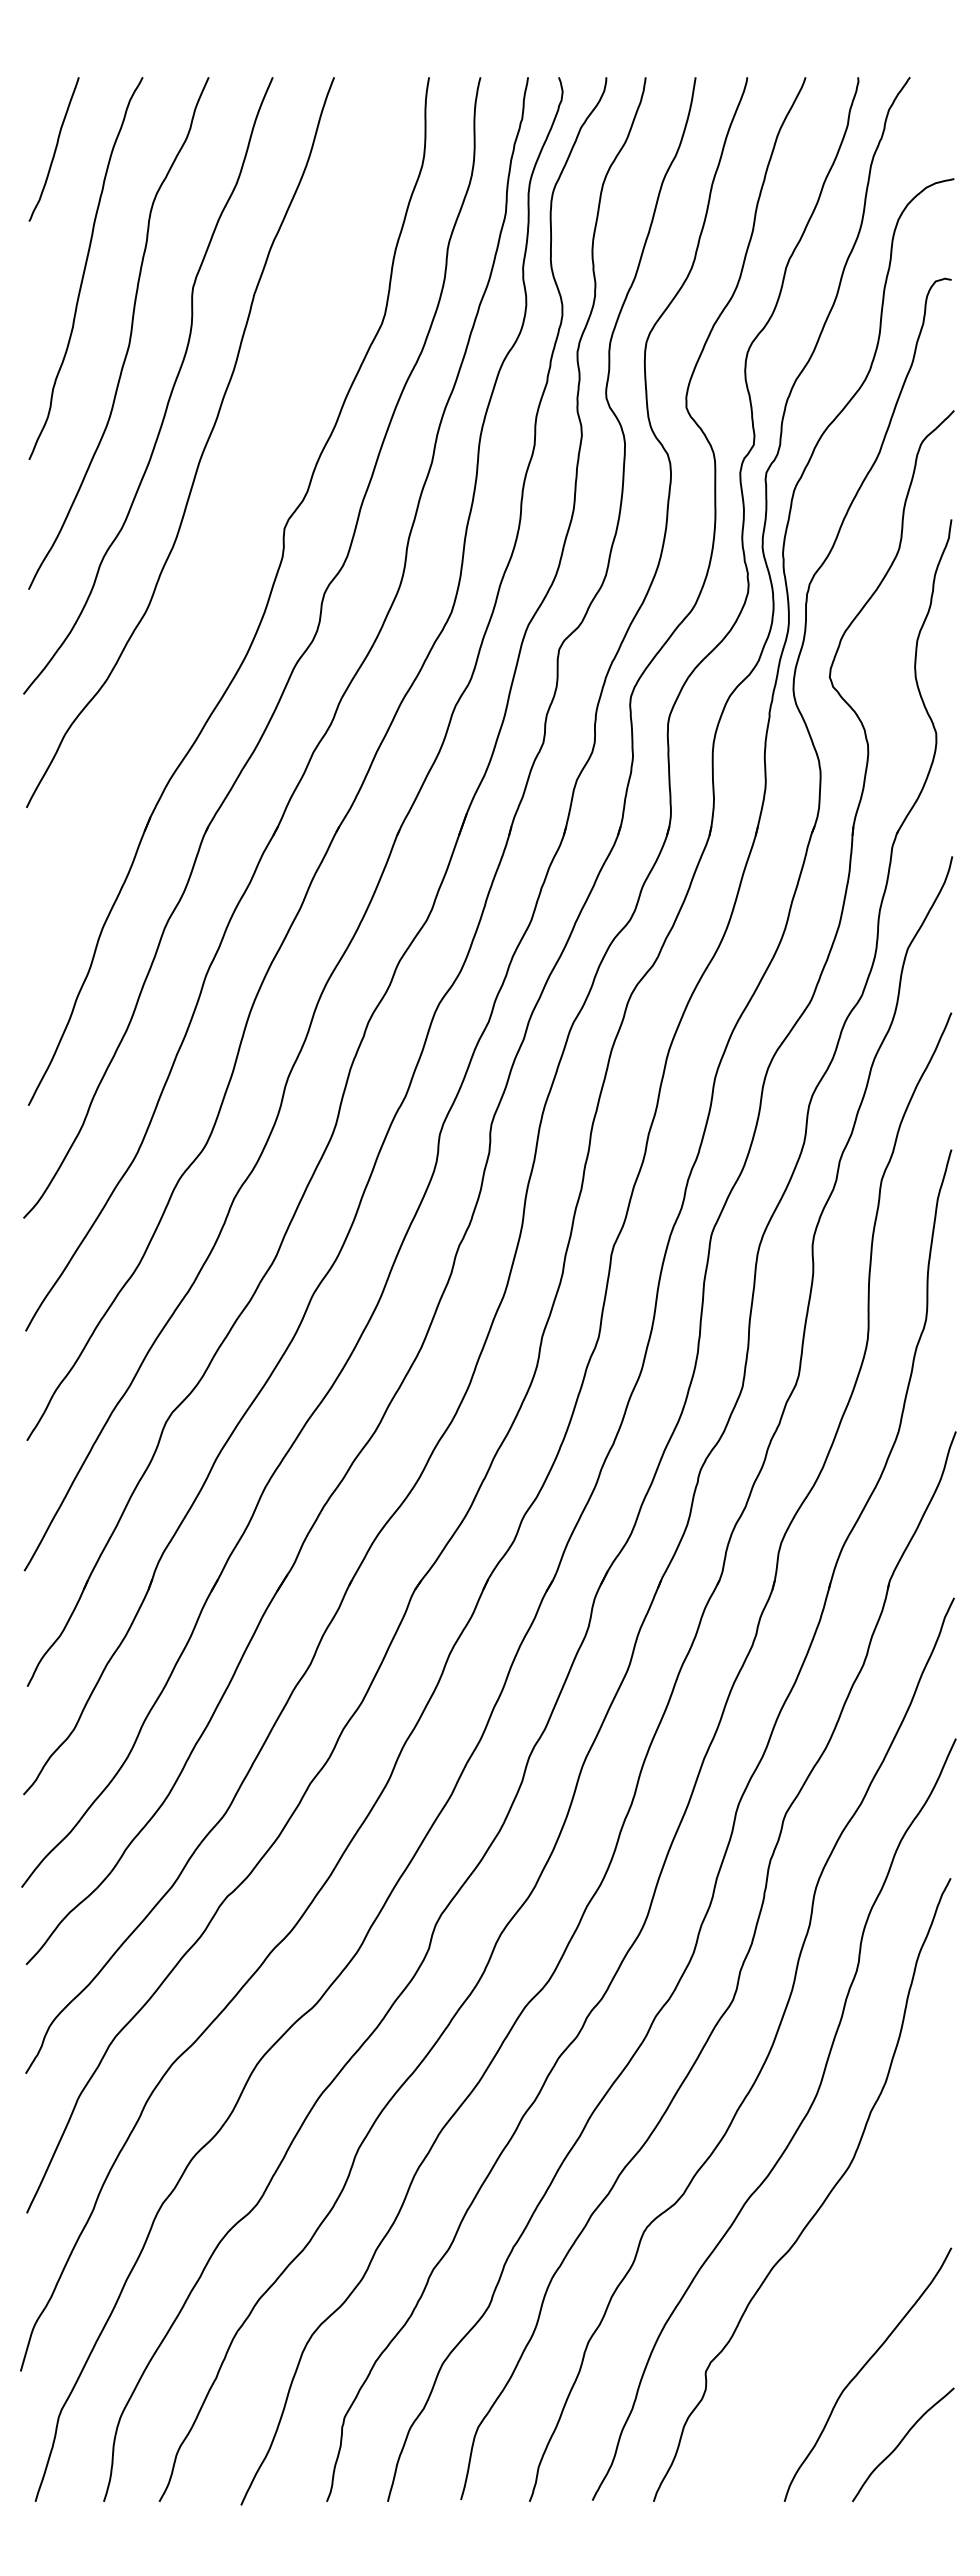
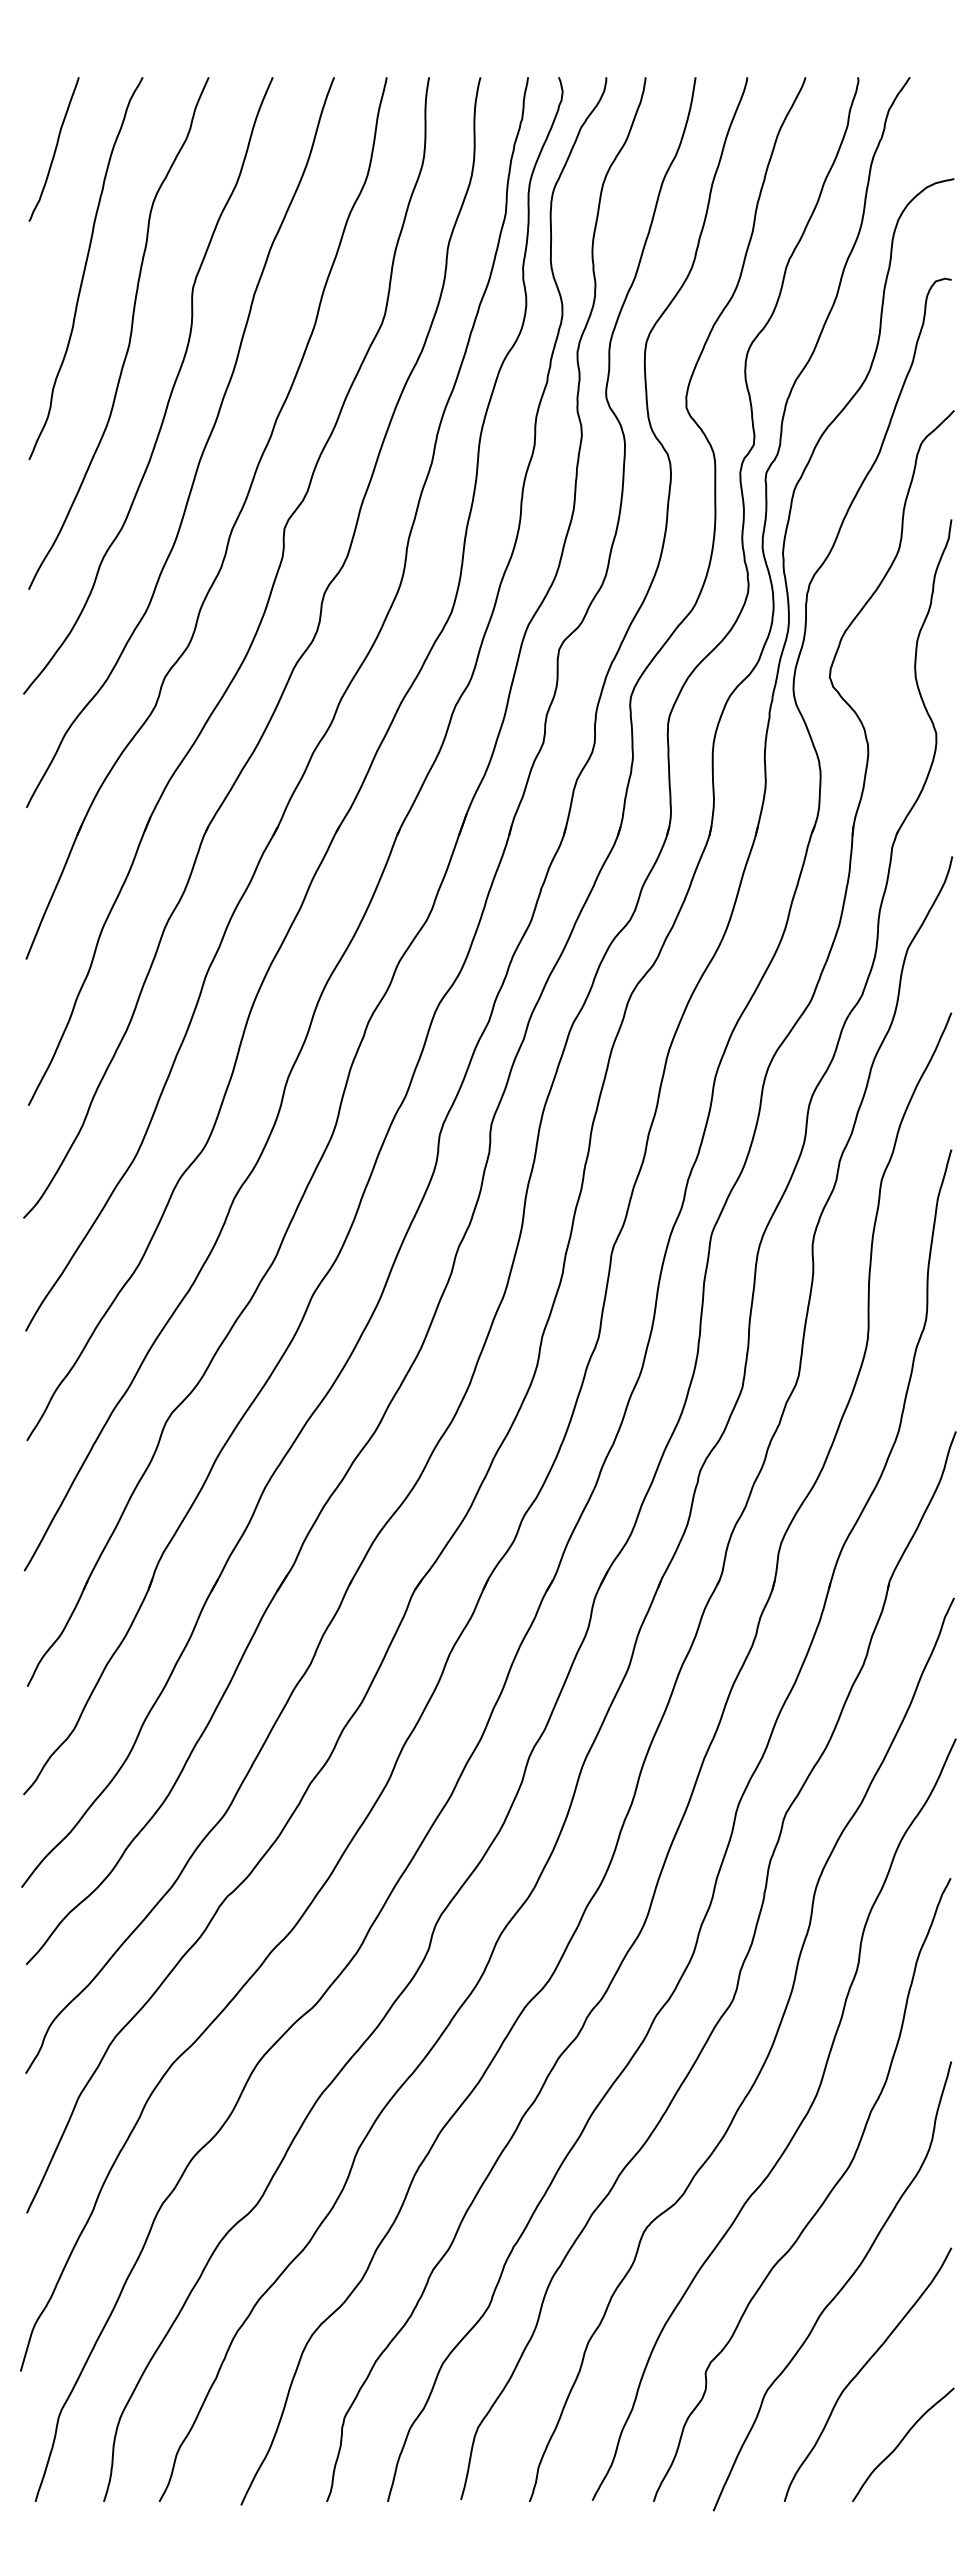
part: none -> present (231, 528)
curve: none -> present (837, 2292)
